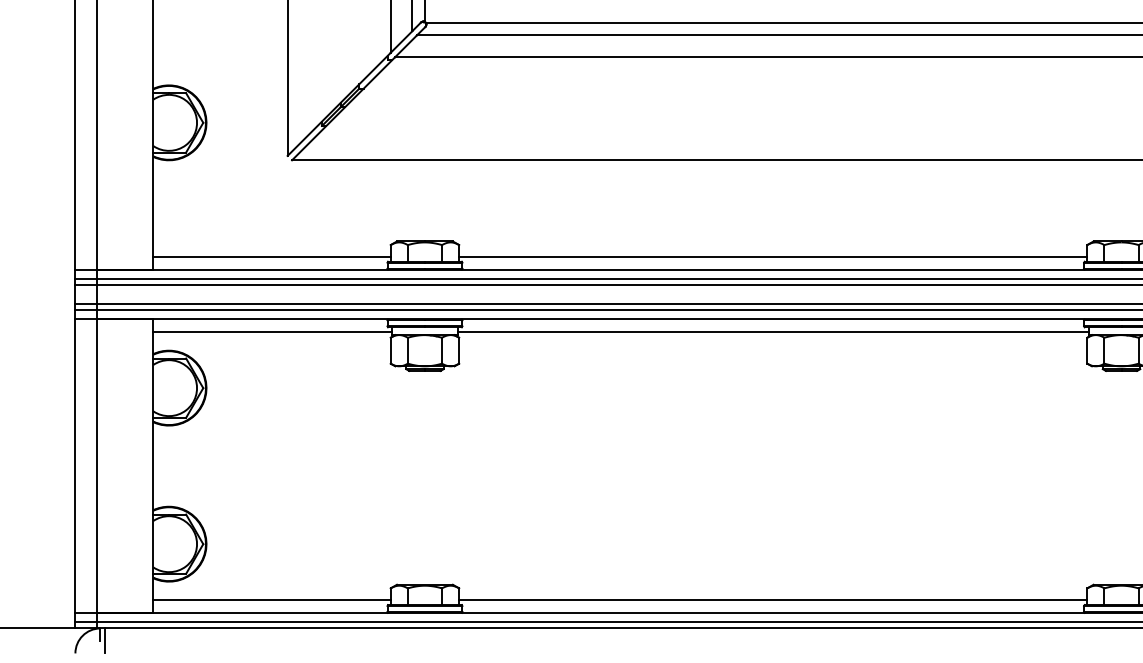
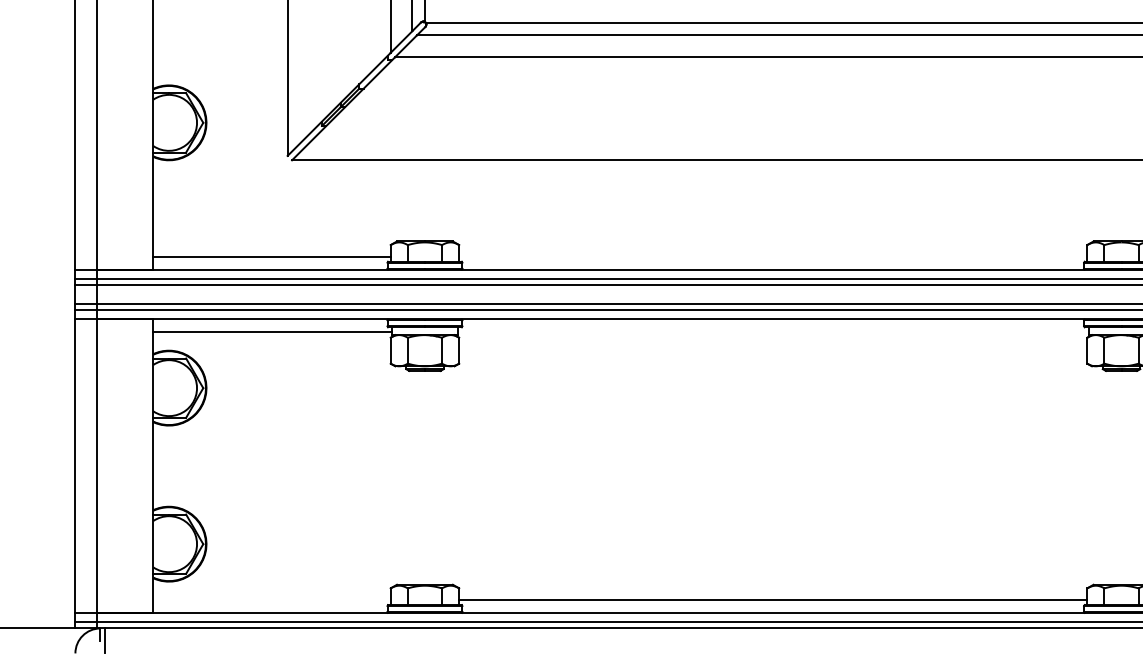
line: present -> none (773, 257)
line: present -> none (772, 331)
line: present -> none (271, 600)
